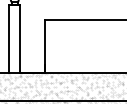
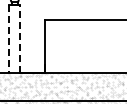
line: solid -> dashed (9, 38)
line: solid -> dashed (20, 38)
